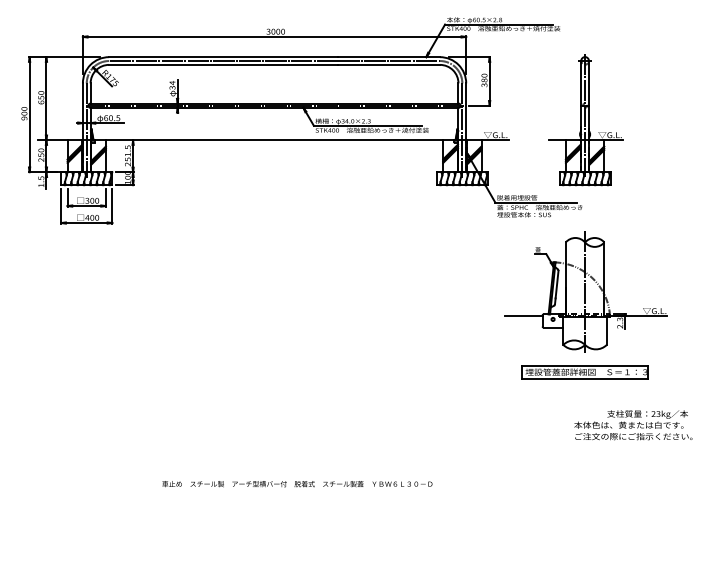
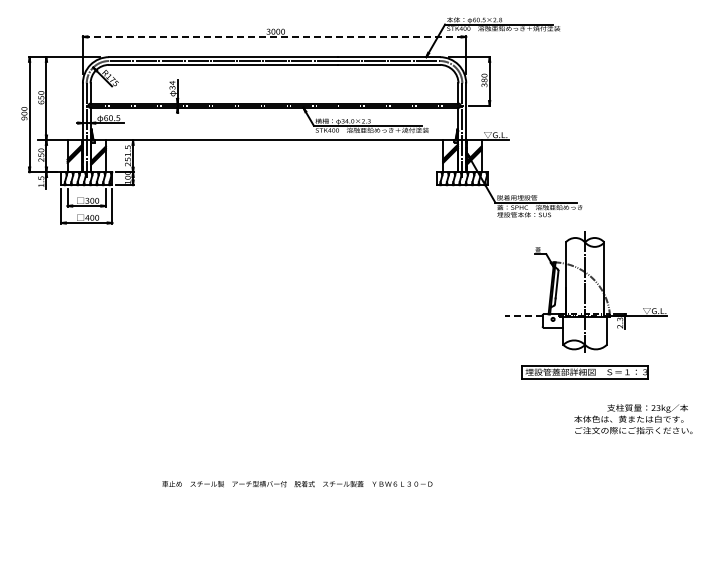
line: solid -> dashed (274, 36)
part: present -> none (585, 120)
line: solid -> dashed (523, 315)
text position: (633, 425) -> (633, 419) (633, 419)
